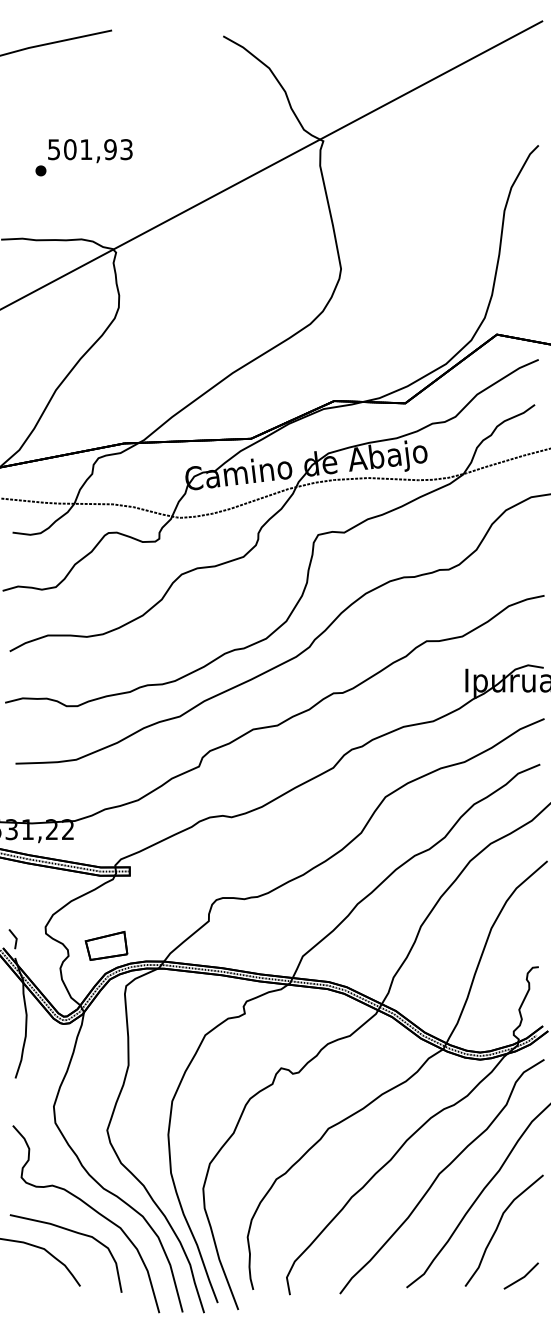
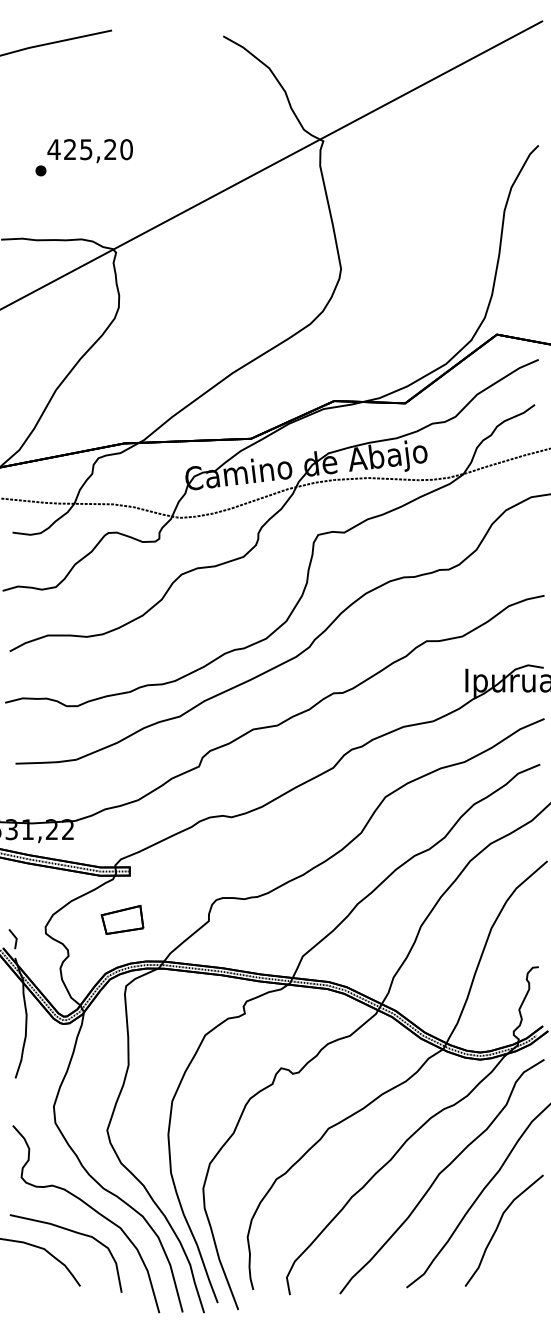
text: 501,93 -> 425,20 (89, 149)
part position: (106, 945) -> (122, 919) (122, 919)
part: present -> none (520, 1275)
